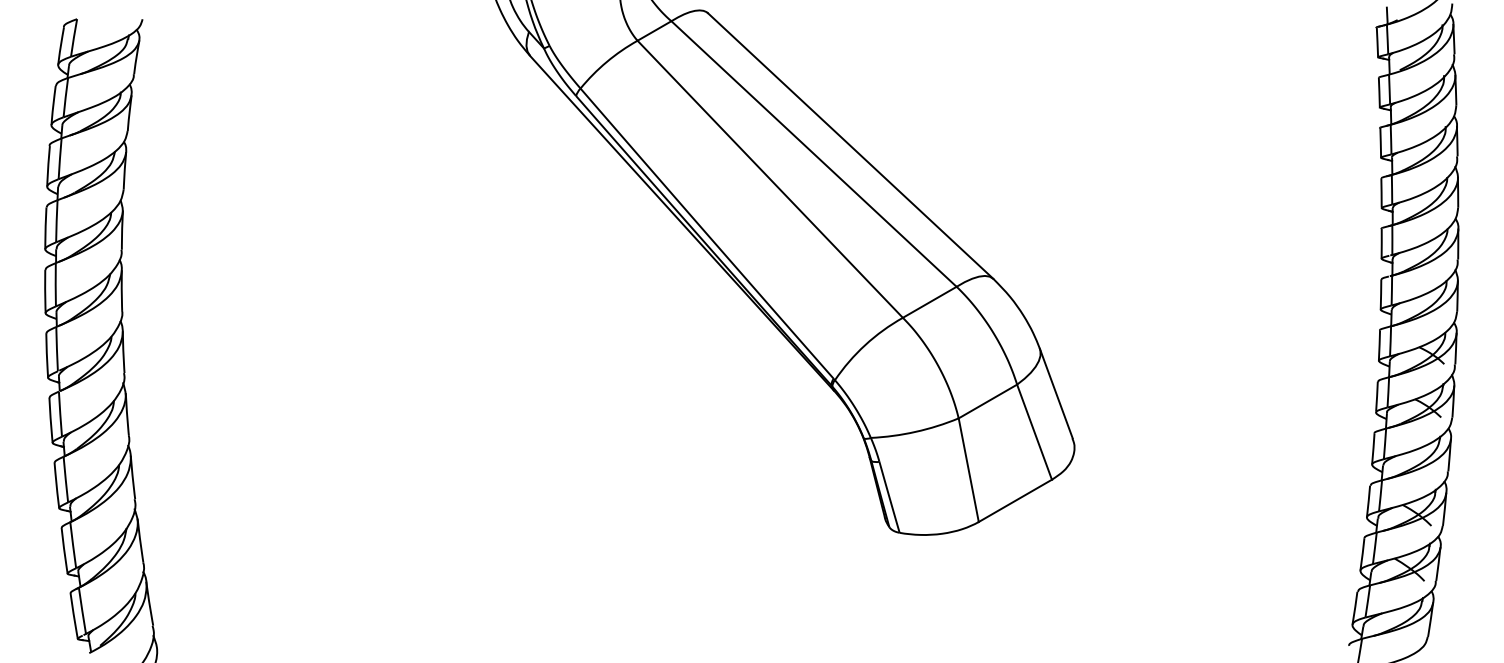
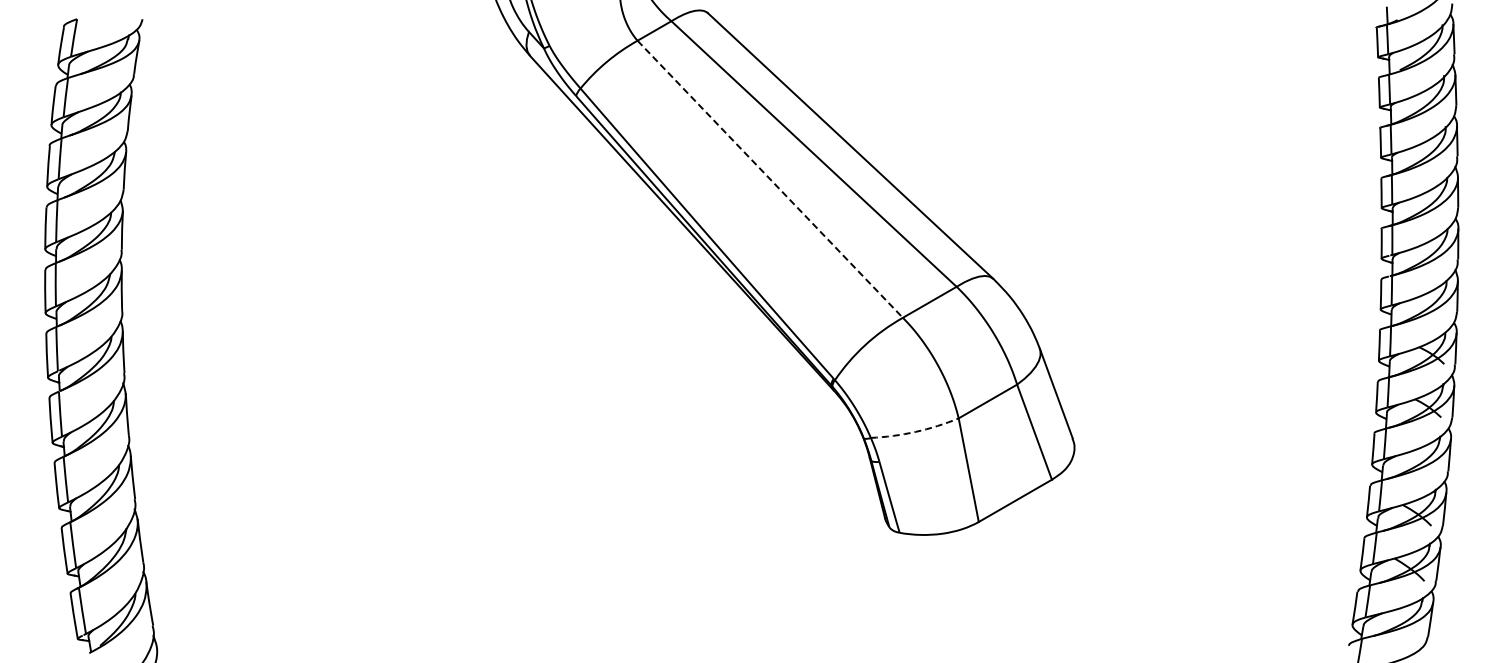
line: solid -> dashed (770, 179)
arc: solid -> dashed (915, 431)
